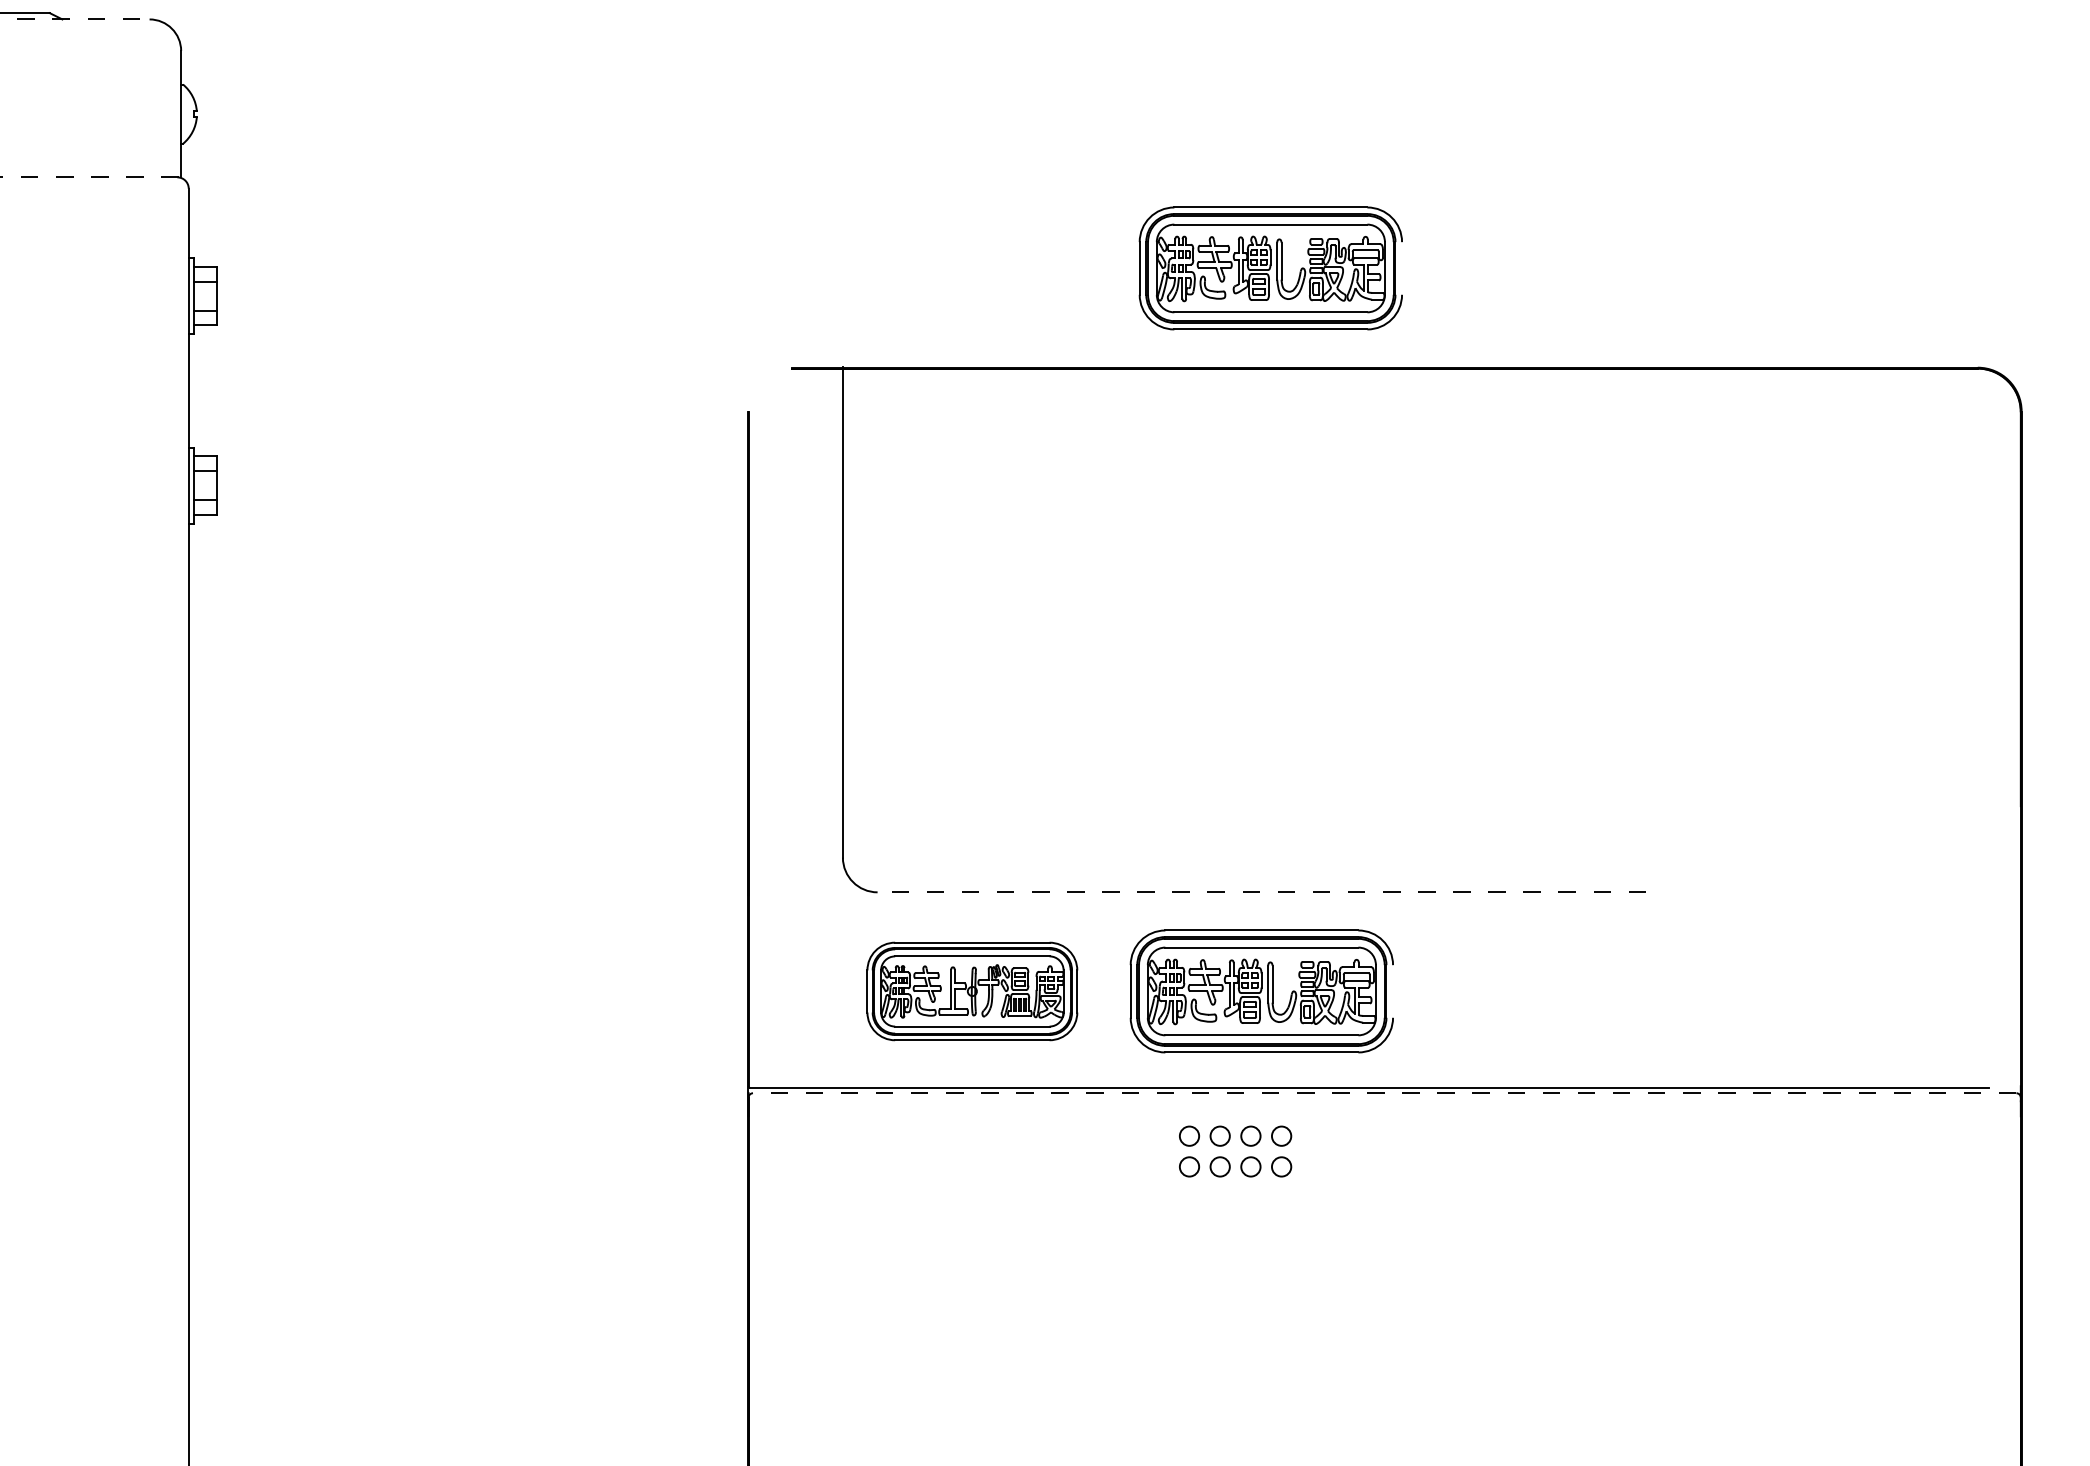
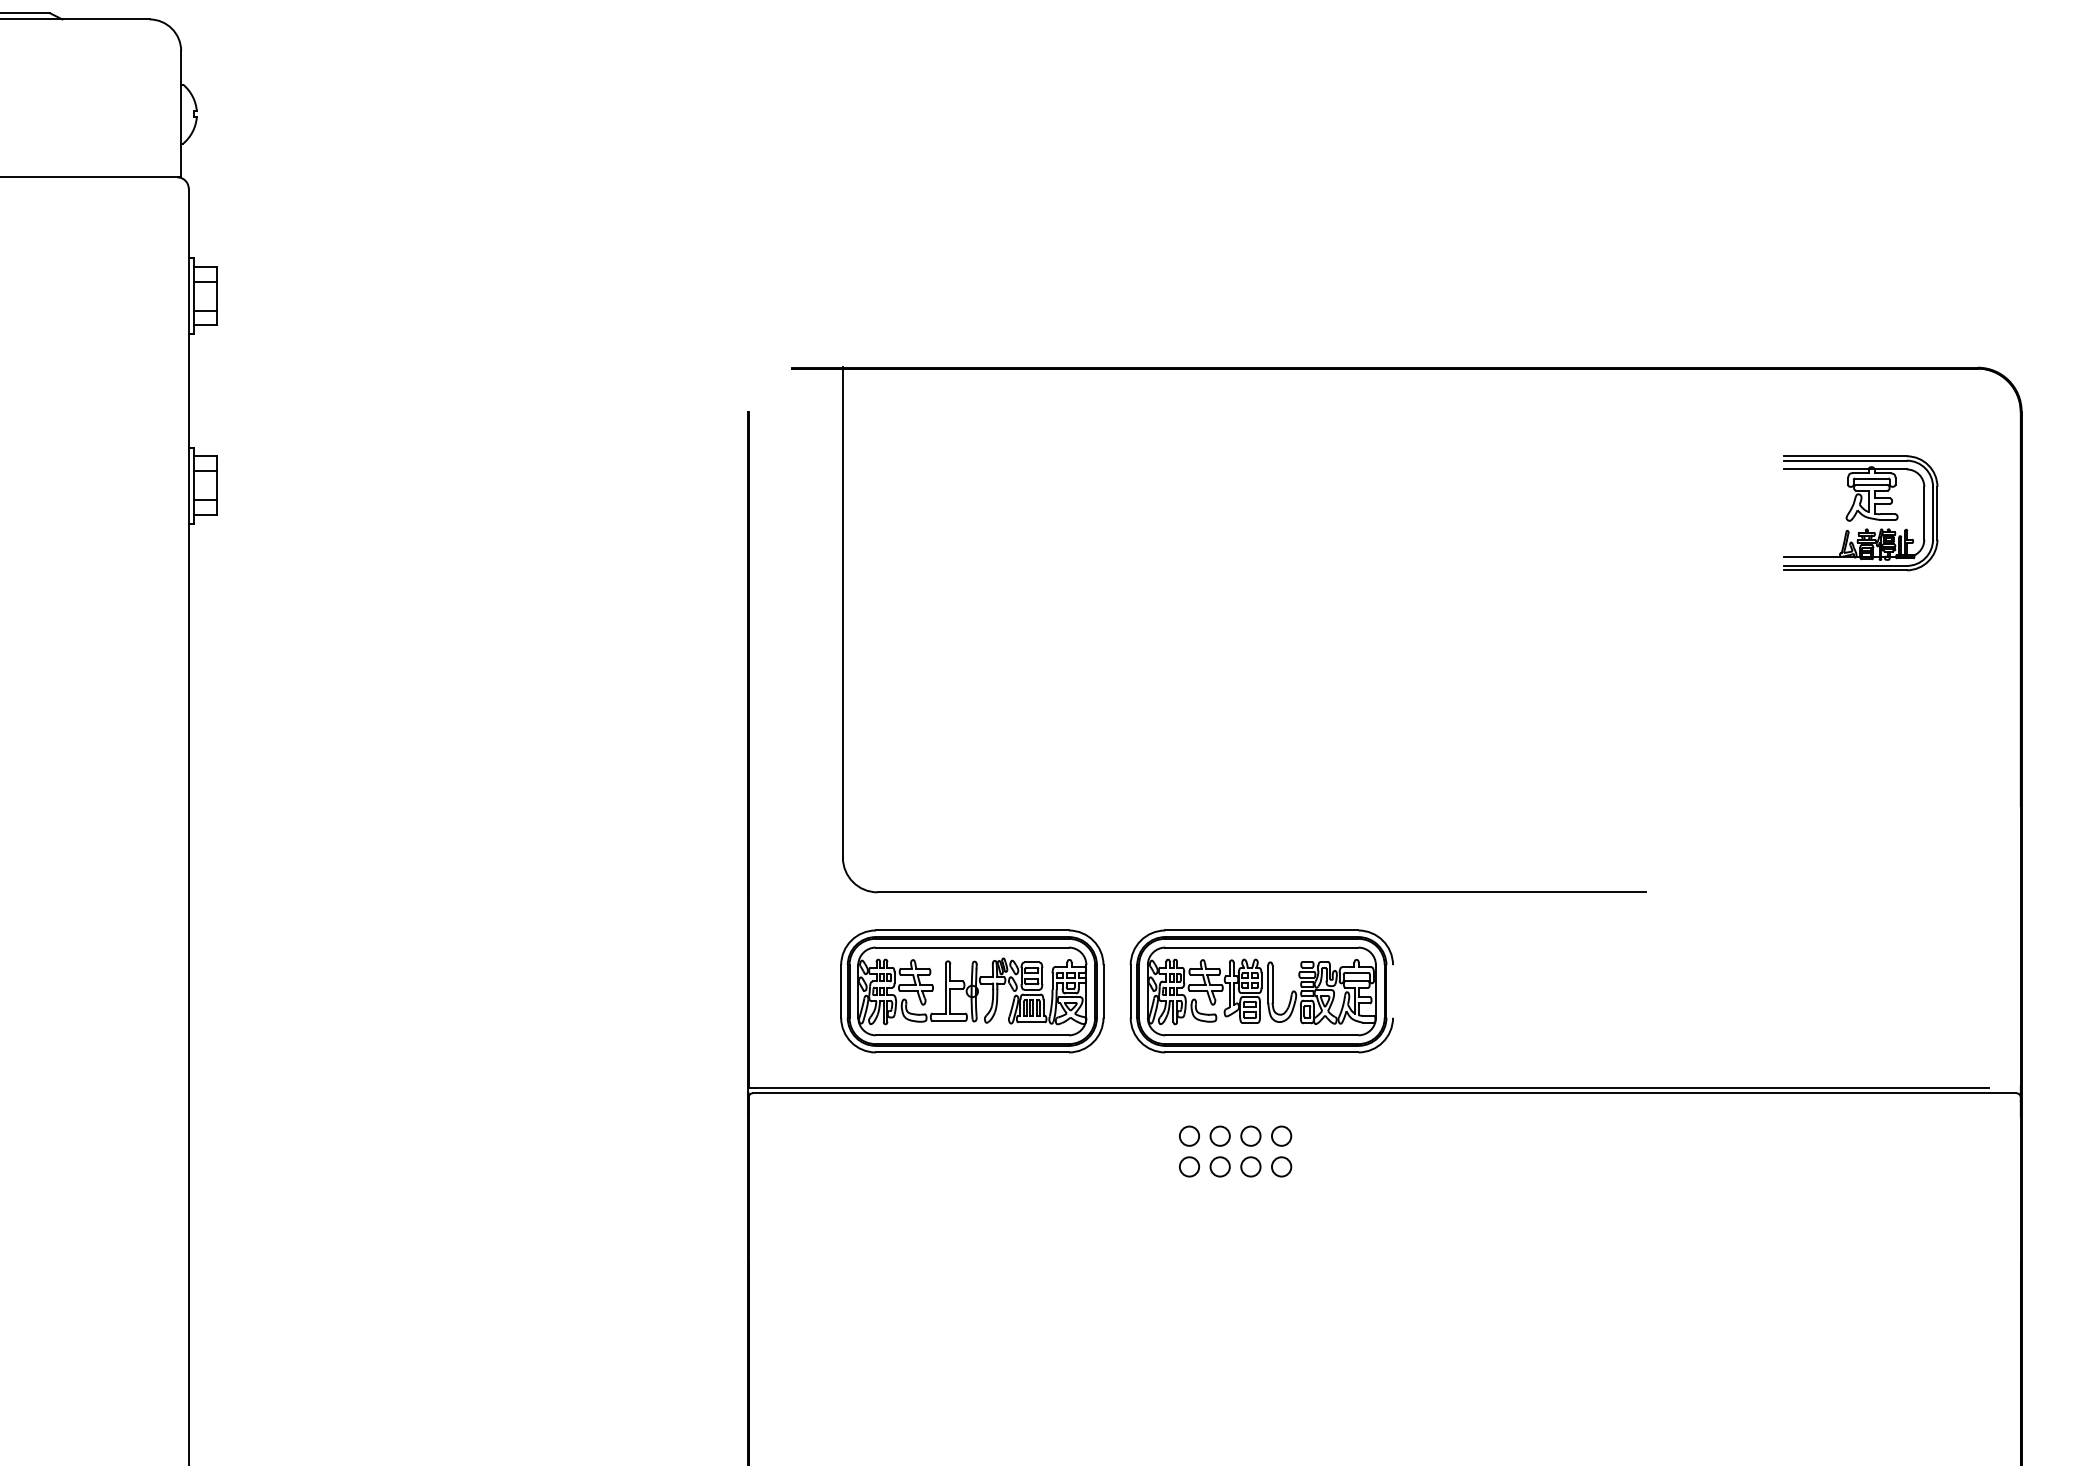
line: dashed -> solid (75, 19)
line: dashed -> solid (91, 177)
part: present -> none (1270, 268)
part: none -> present (1860, 513)
line: dashed -> solid (1261, 892)
part size: 213x101 px -> 265x125 px (972, 991)
line: dashed -> solid (1384, 1093)
